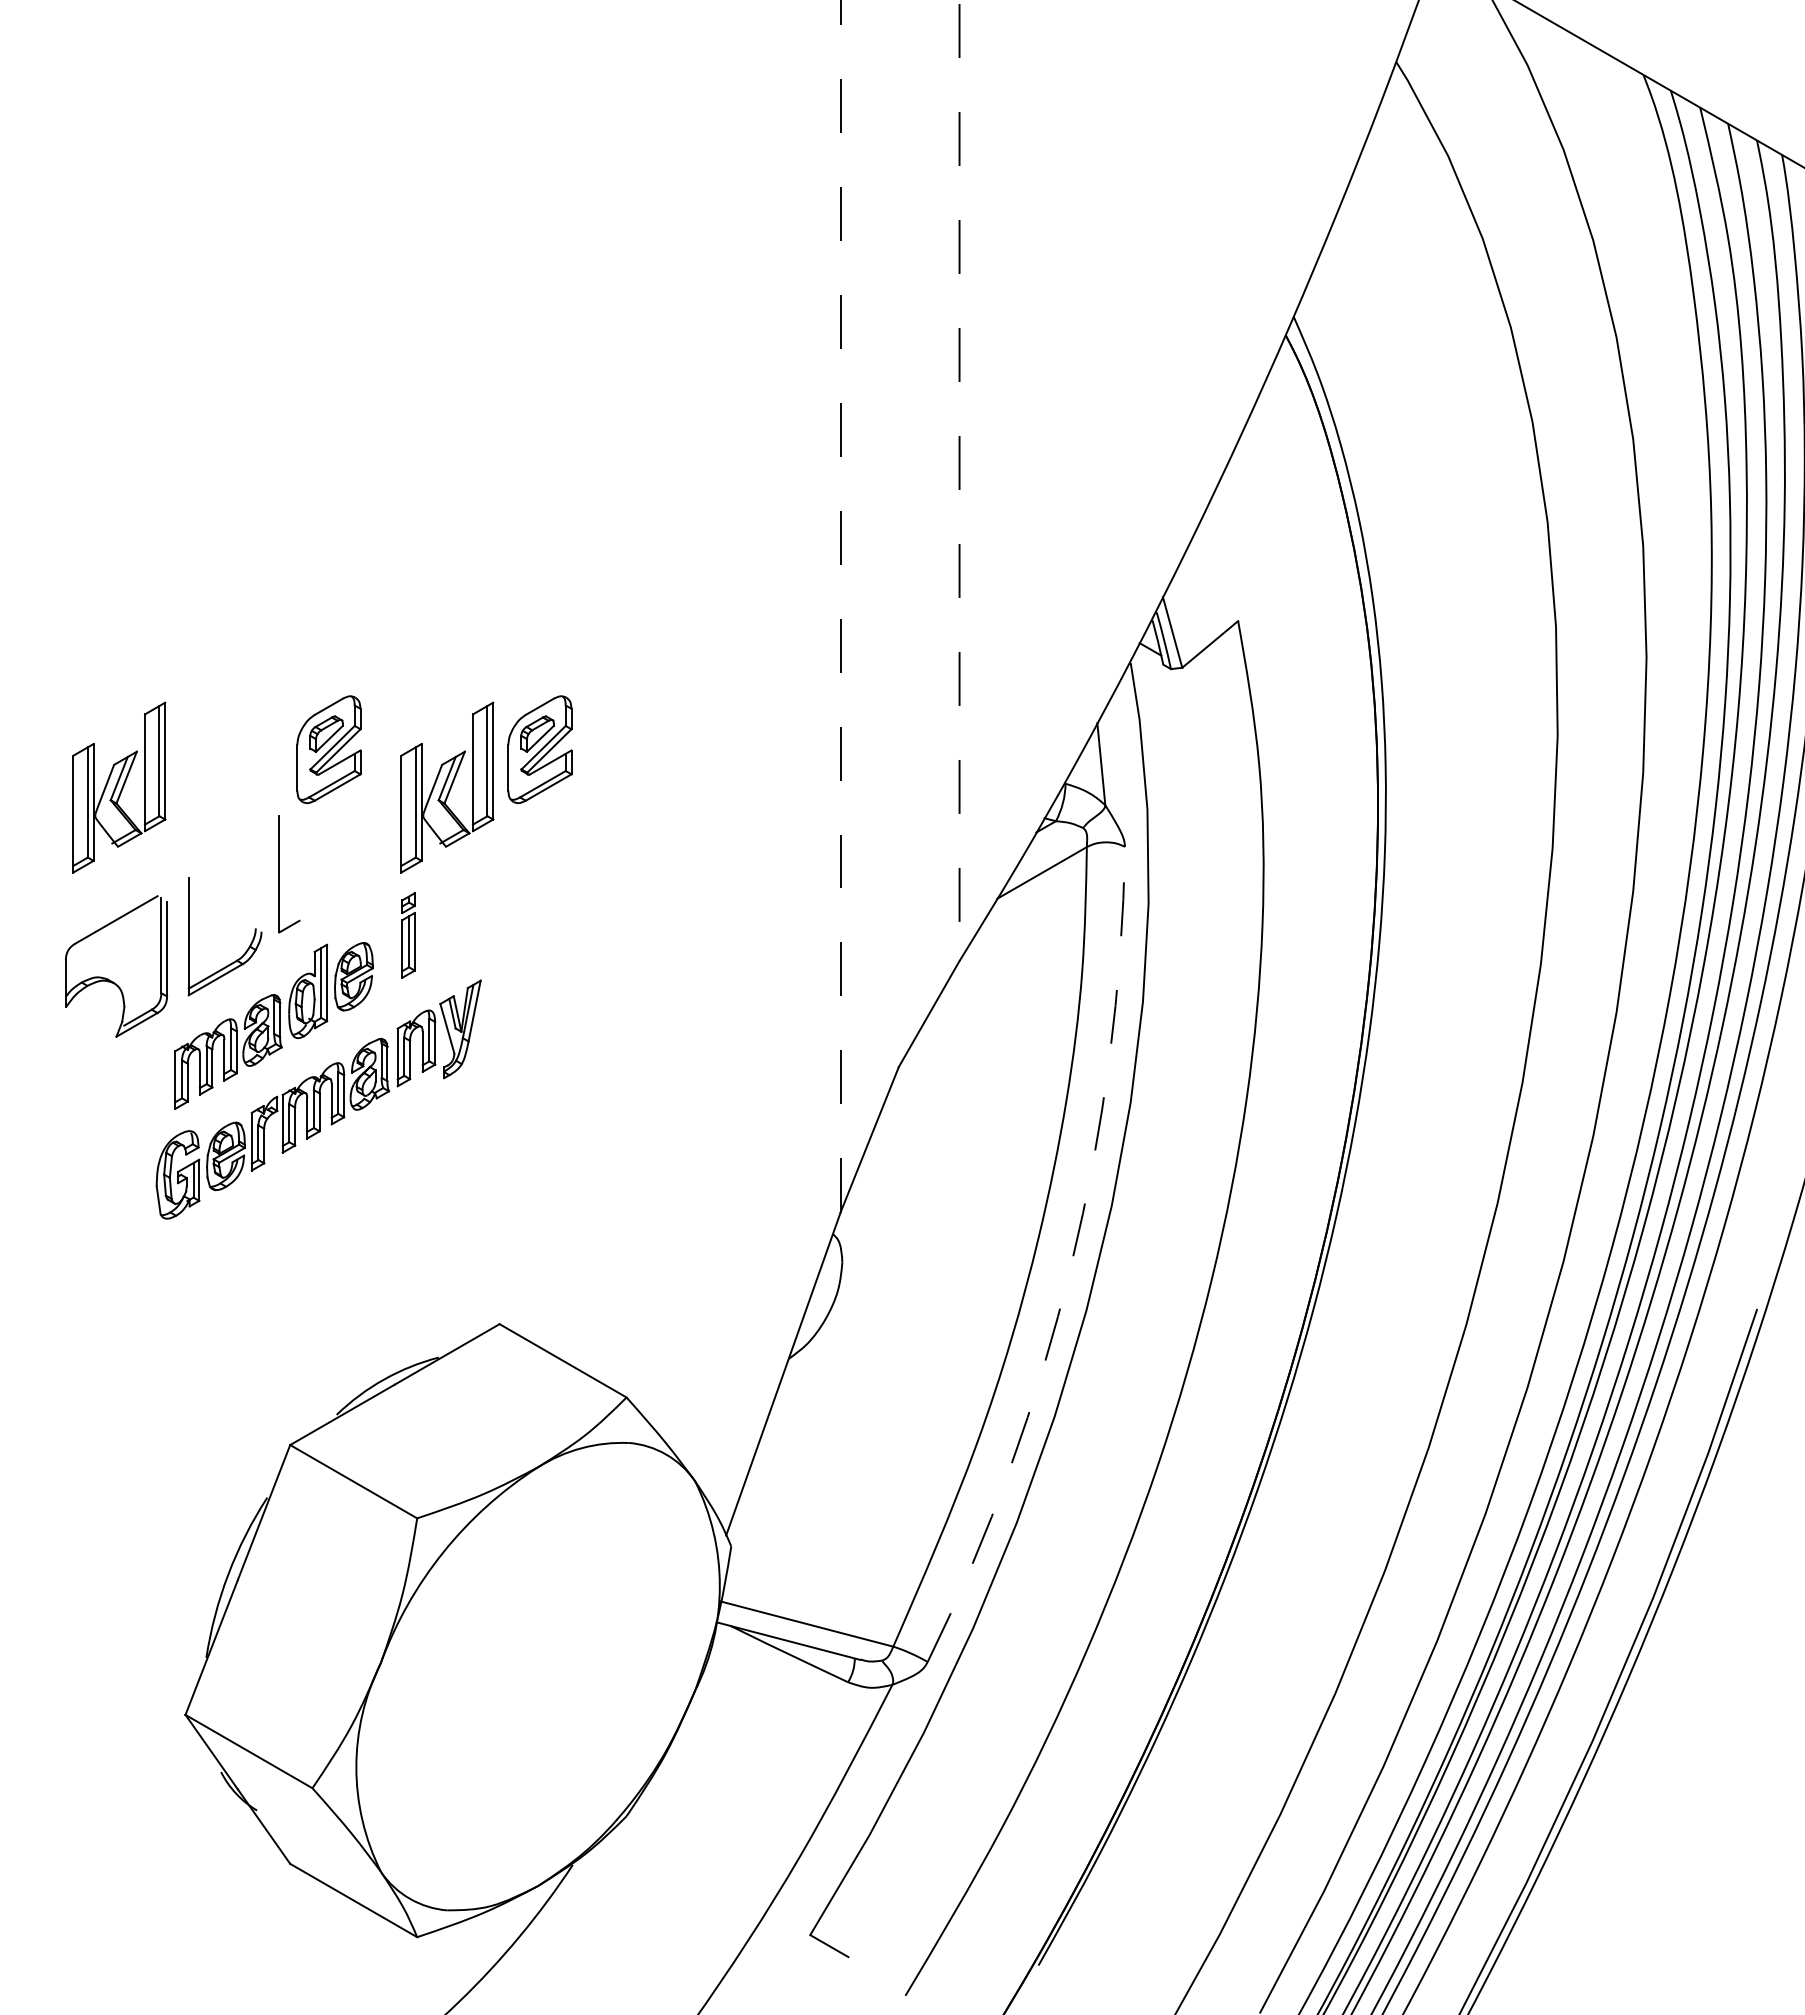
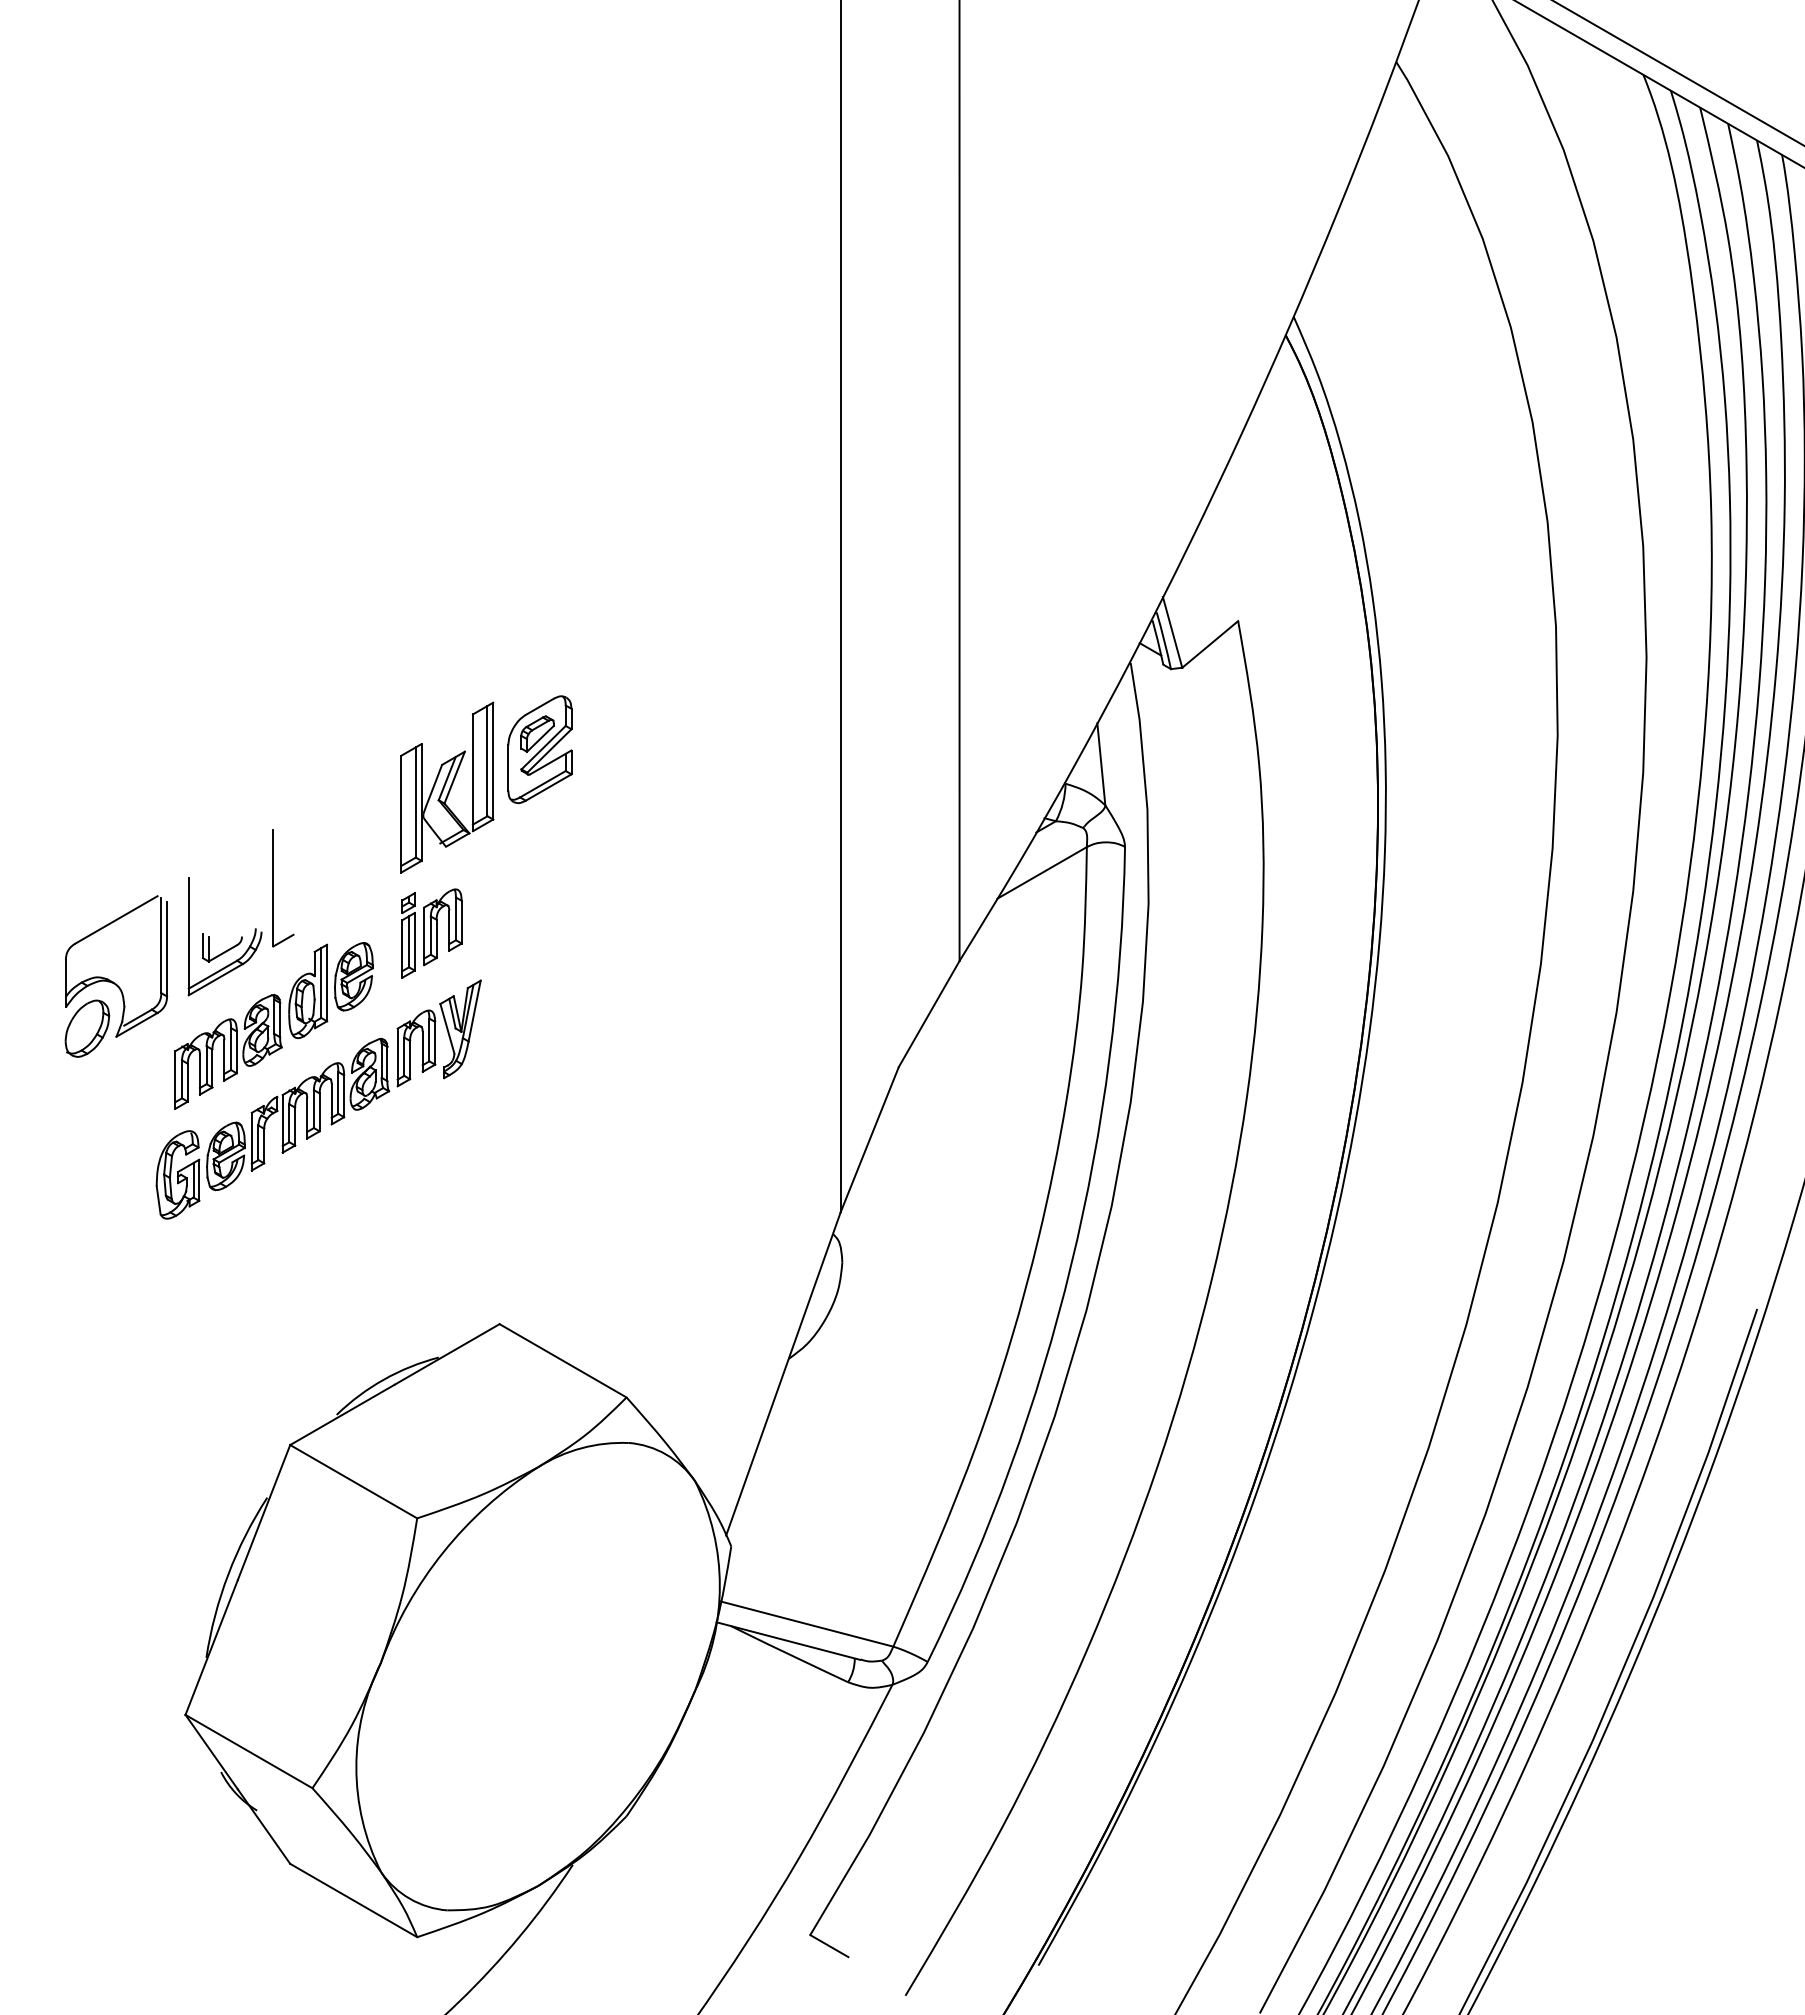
line: none -> present (1678, 73)
line: dashed -> solid (959, 481)
line: dashed -> solid (840, 606)
part: present -> none (328, 749)
part: present -> none (119, 787)
part position: (279, 874) -> (273, 888) (273, 888)
part: none -> present (442, 927)
part: none -> present (222, 947)
part: none -> present (87, 1028)
arc: dashed -> solid (1071, 1265)
